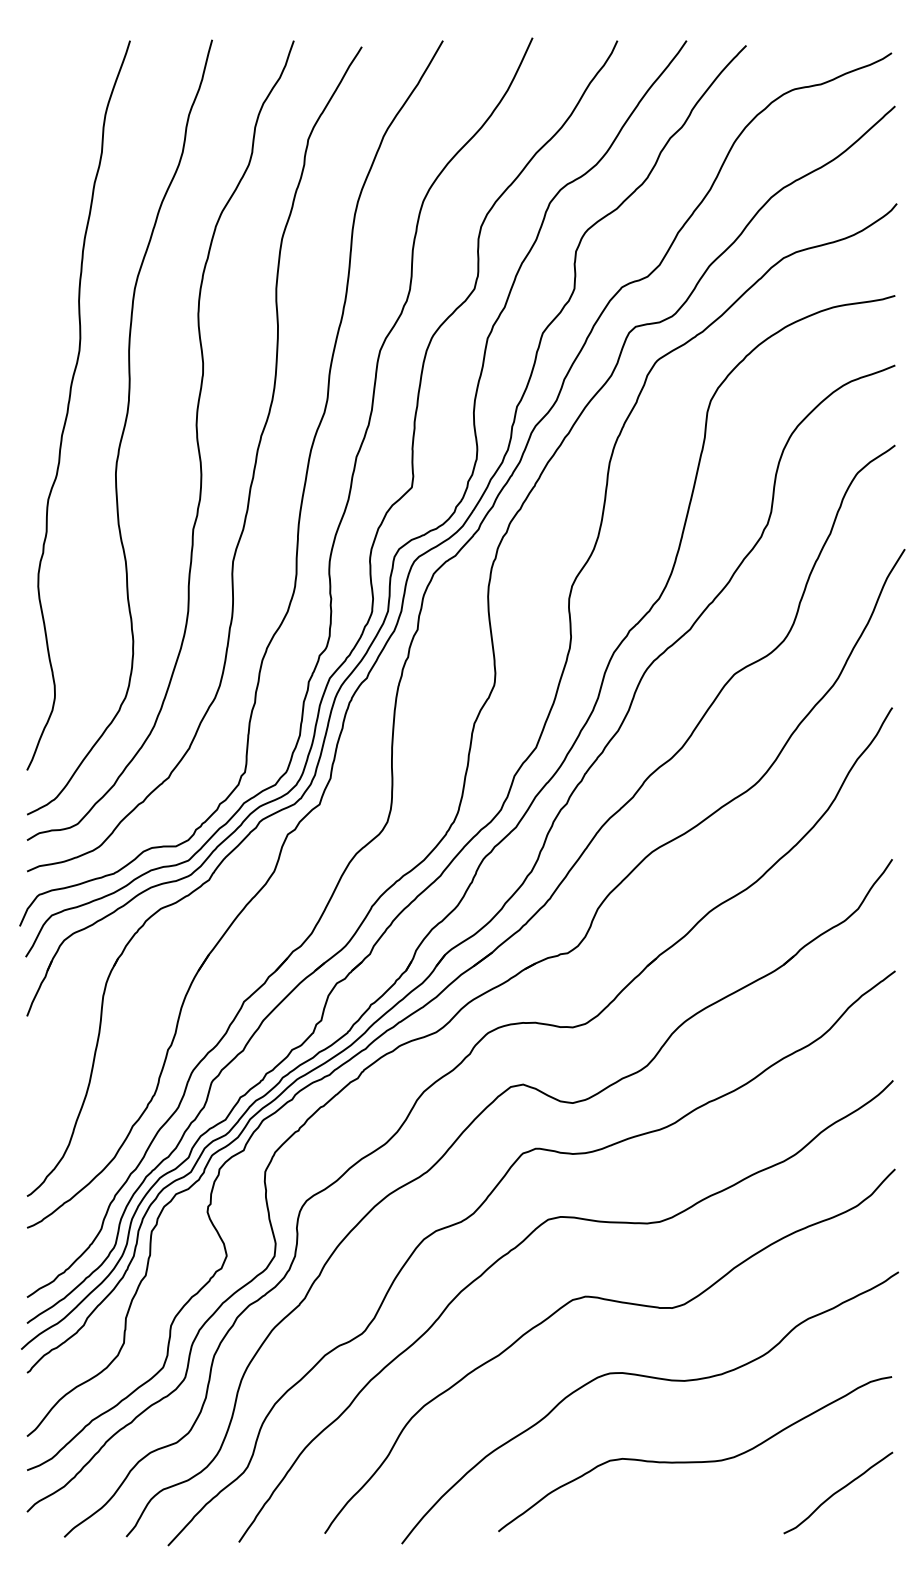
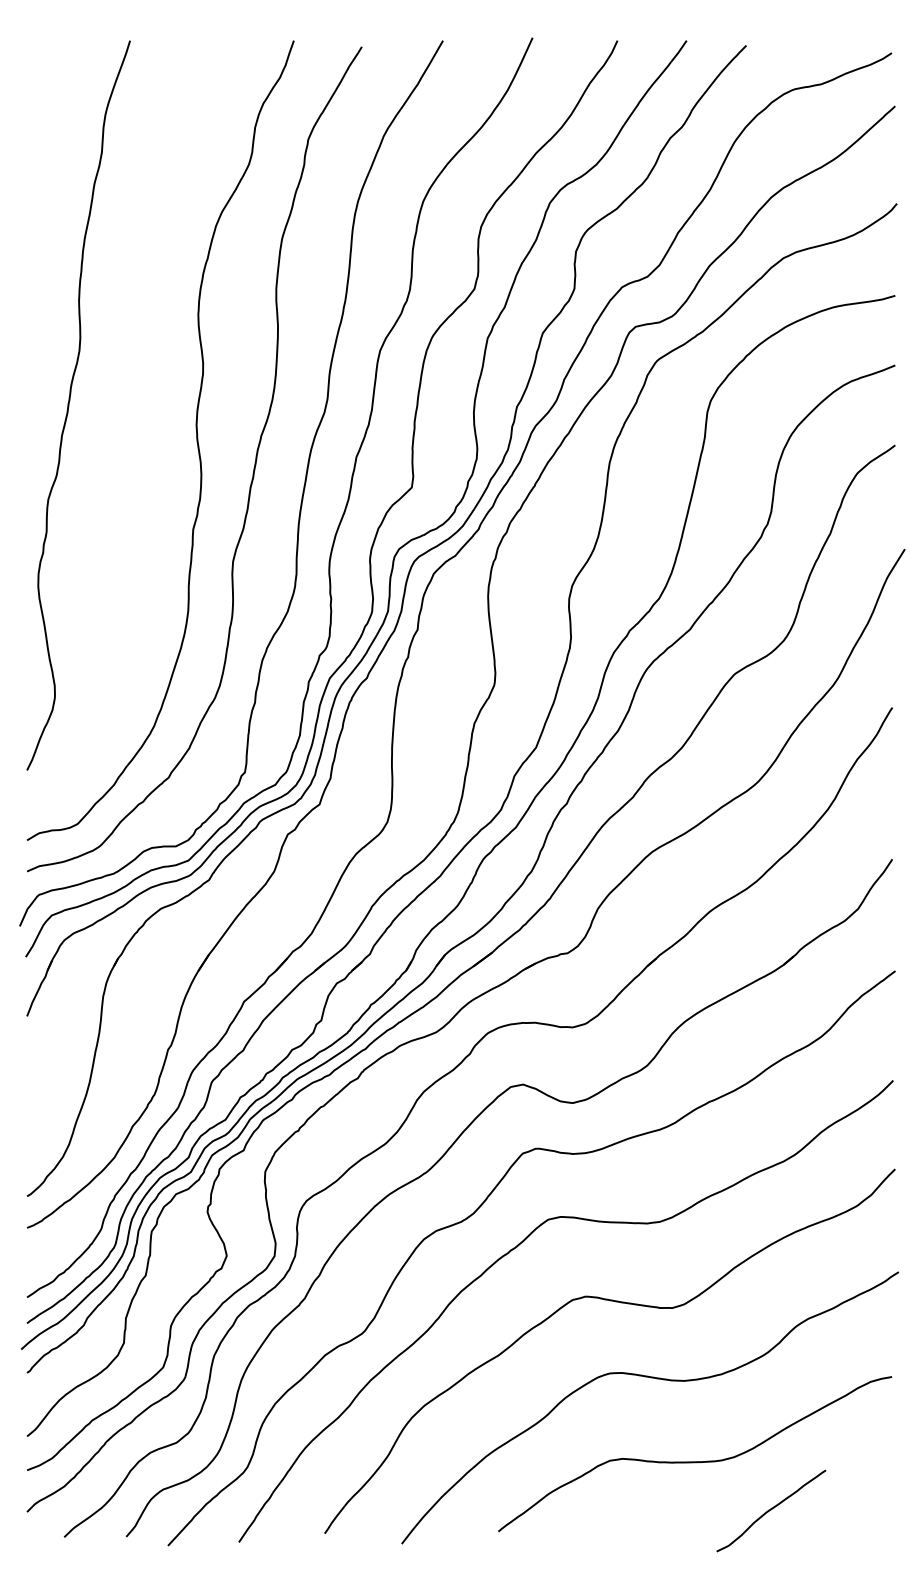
curve: present -> none (123, 427)
curve position: (838, 1492) -> (771, 1510) (771, 1510)
